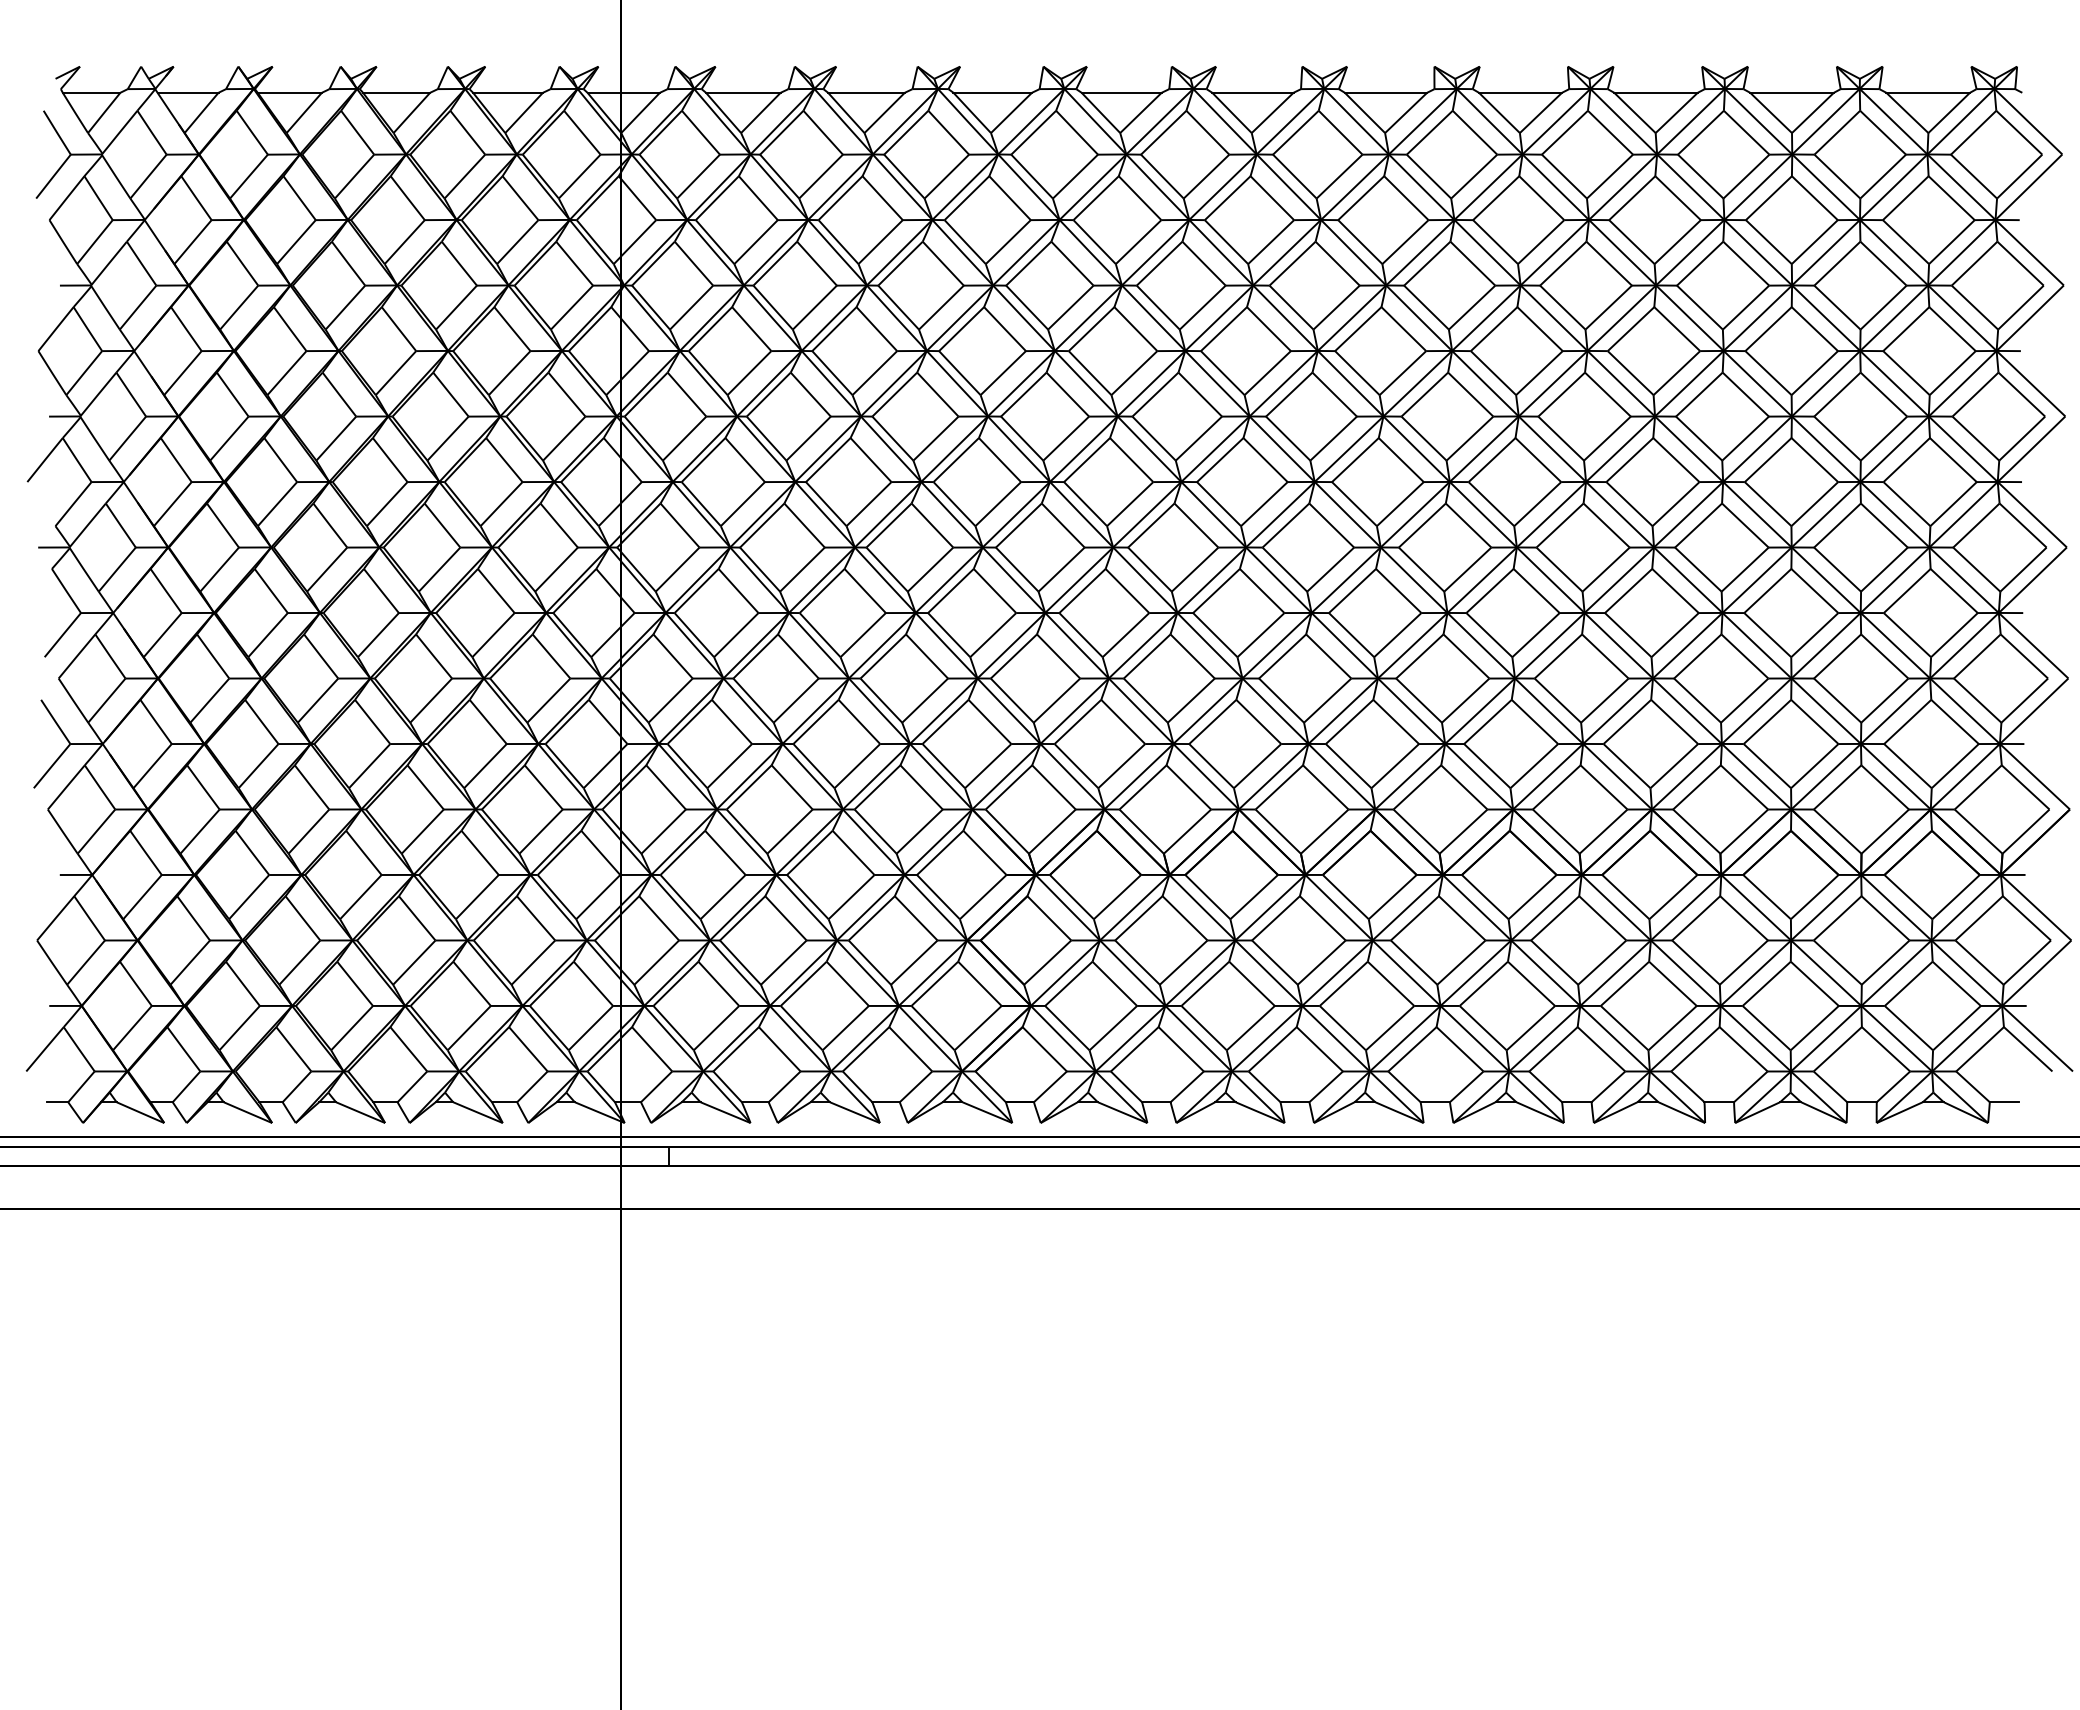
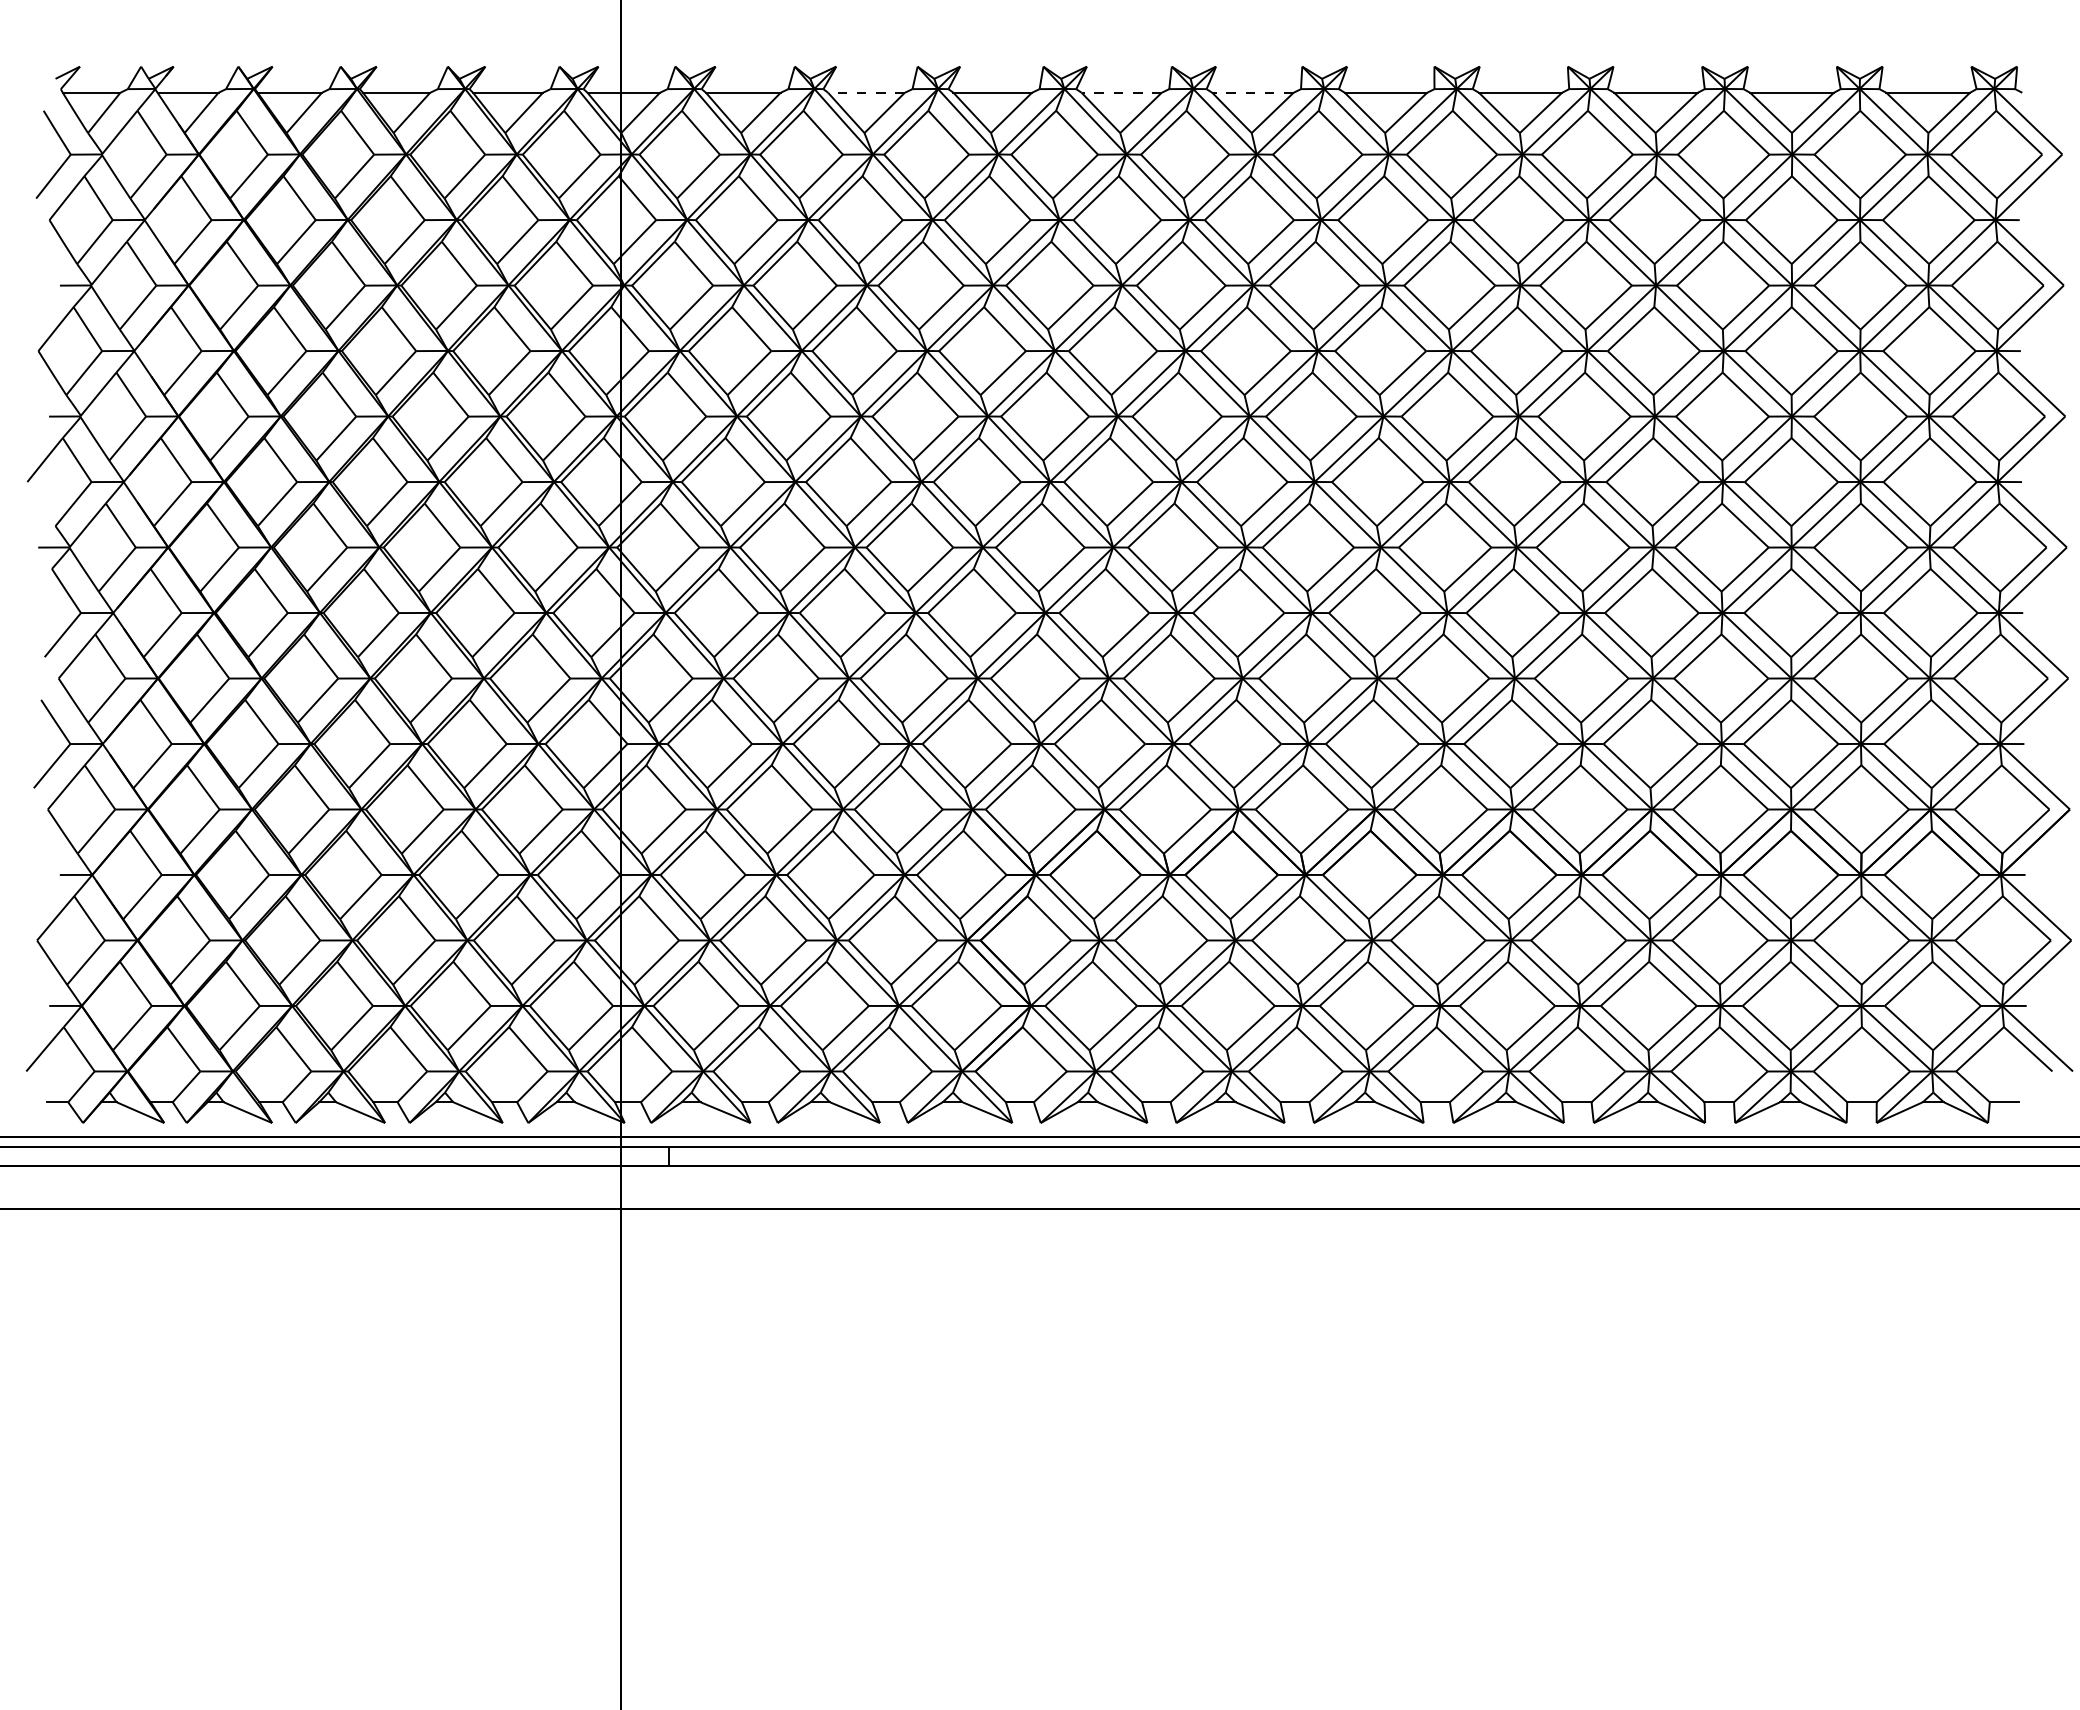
line: solid -> dashed (865, 92)
line: solid -> dashed (1121, 92)
line: solid -> dashed (1252, 92)
